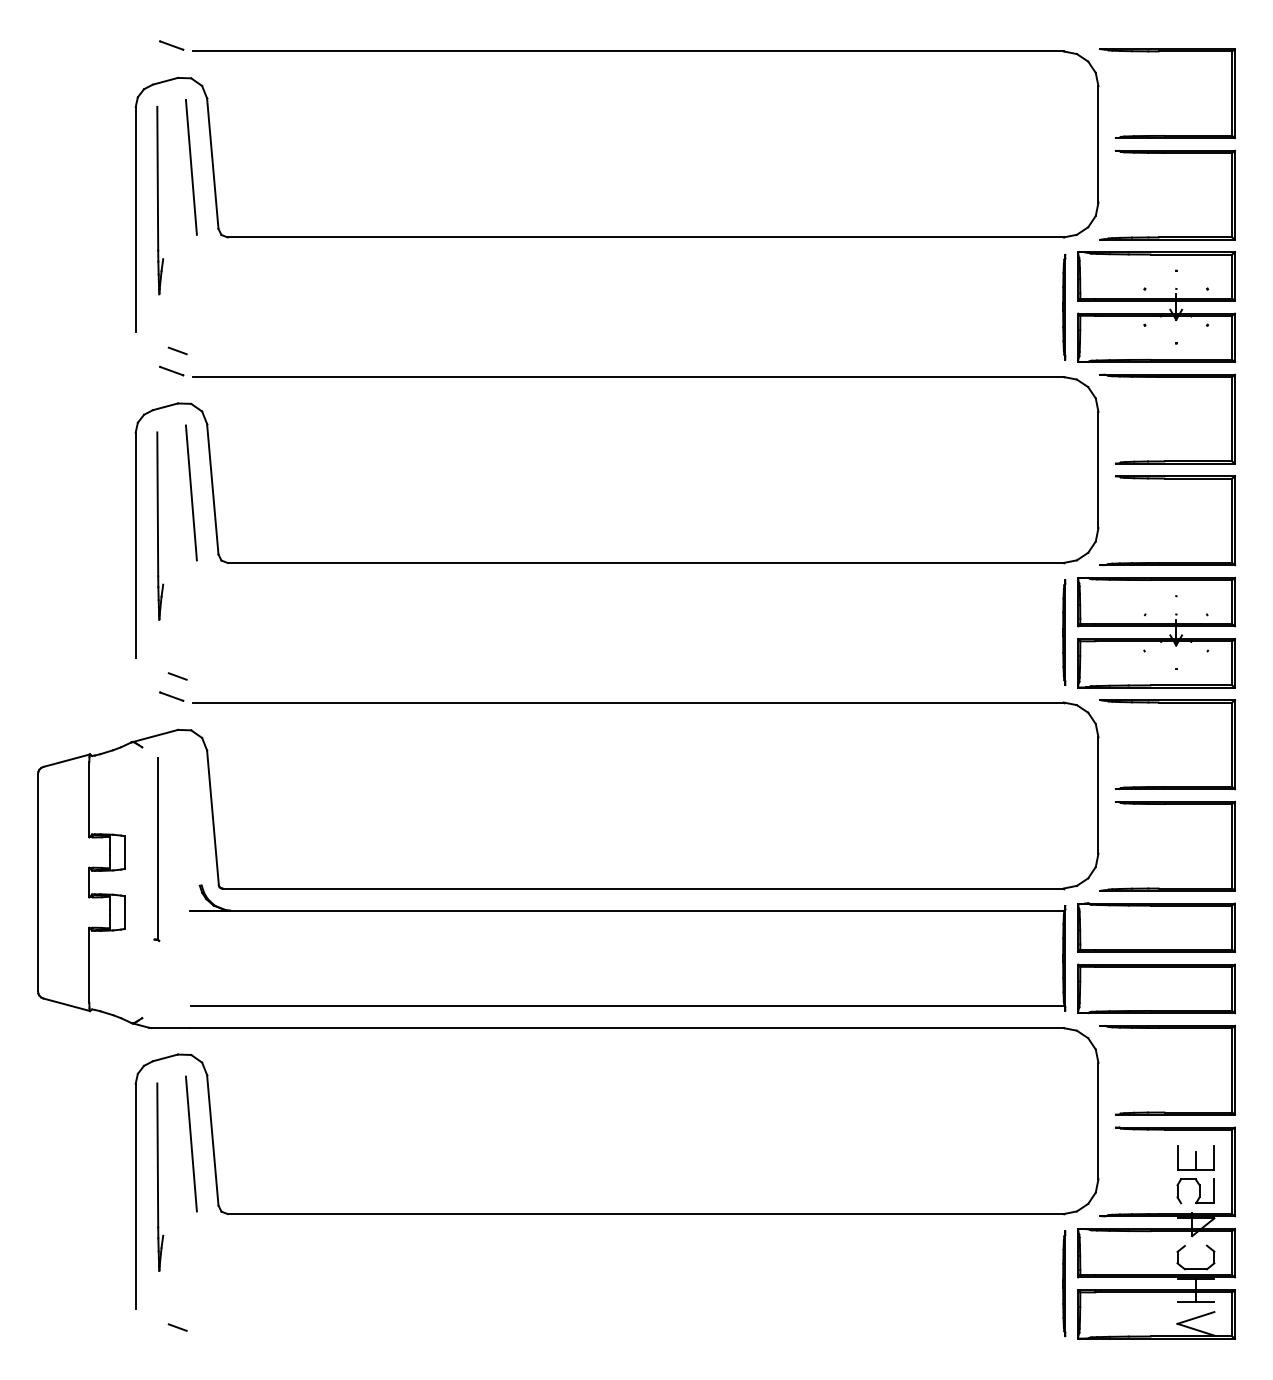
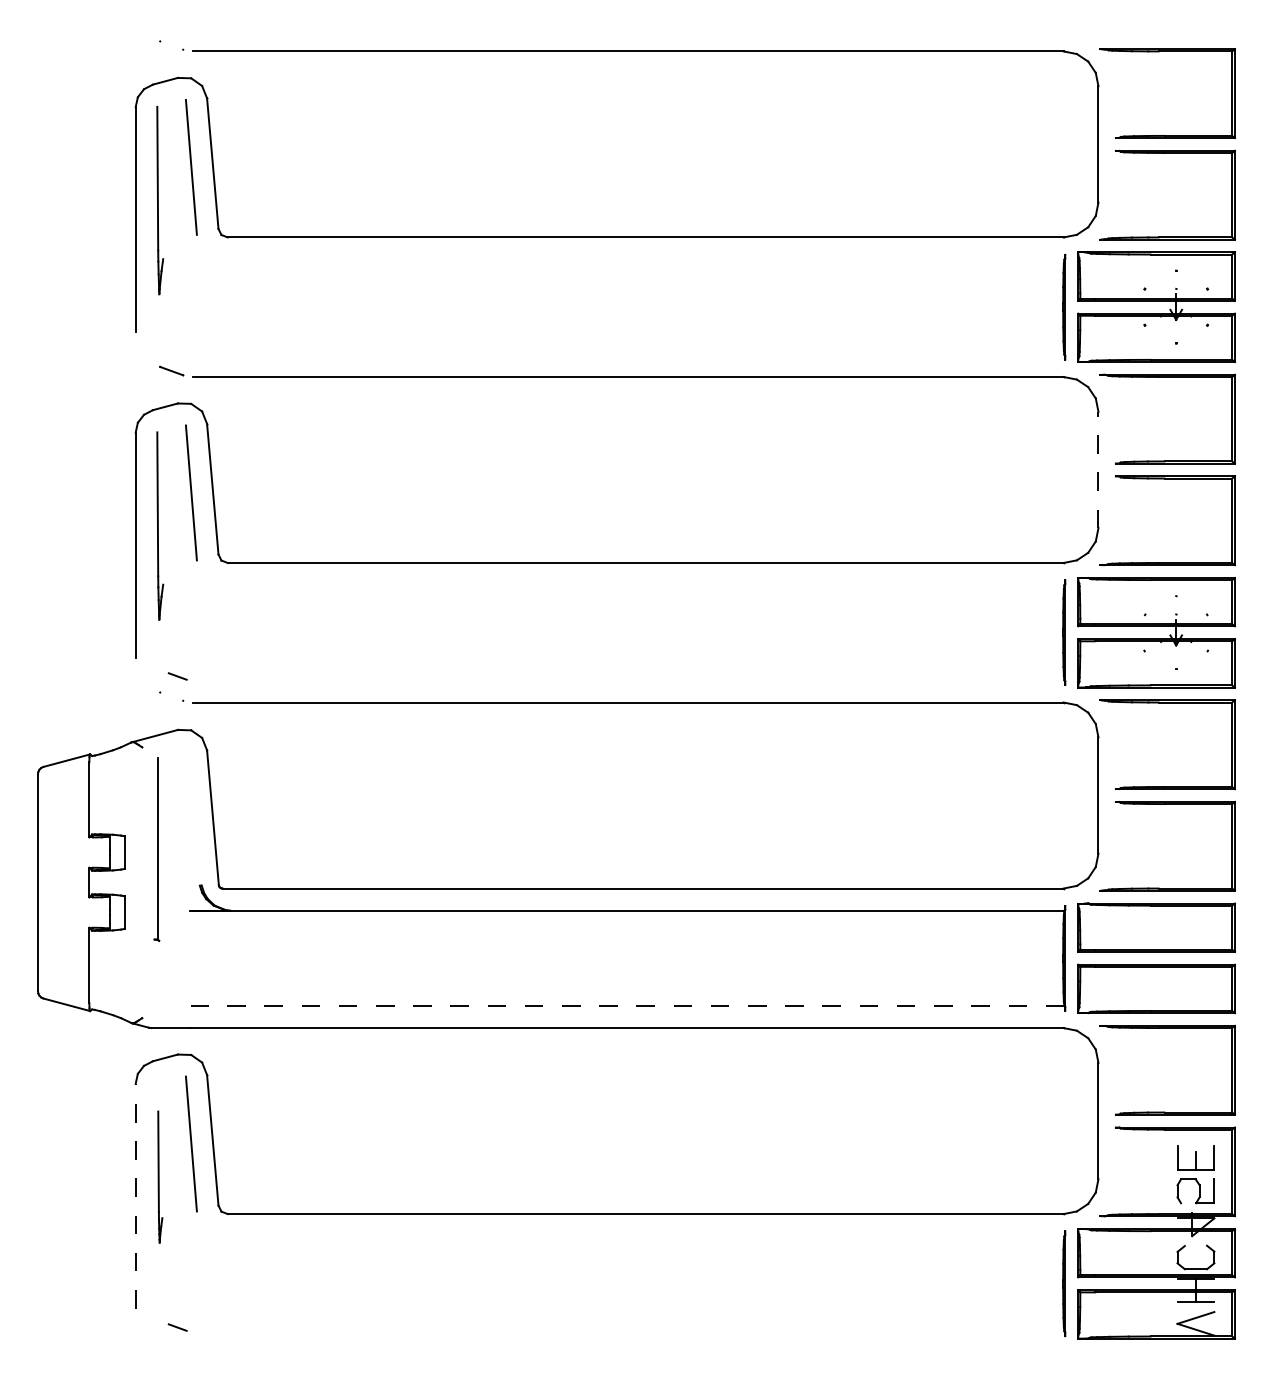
line: present -> none (171, 45)
line: present -> none (177, 350)
line: solid -> dashed (1098, 469)
line: present -> none (171, 696)
line: solid -> dashed (627, 1005)
part size: 9x190 px -> 7x134 px (160, 1176)
line: solid -> dashed (135, 1195)
